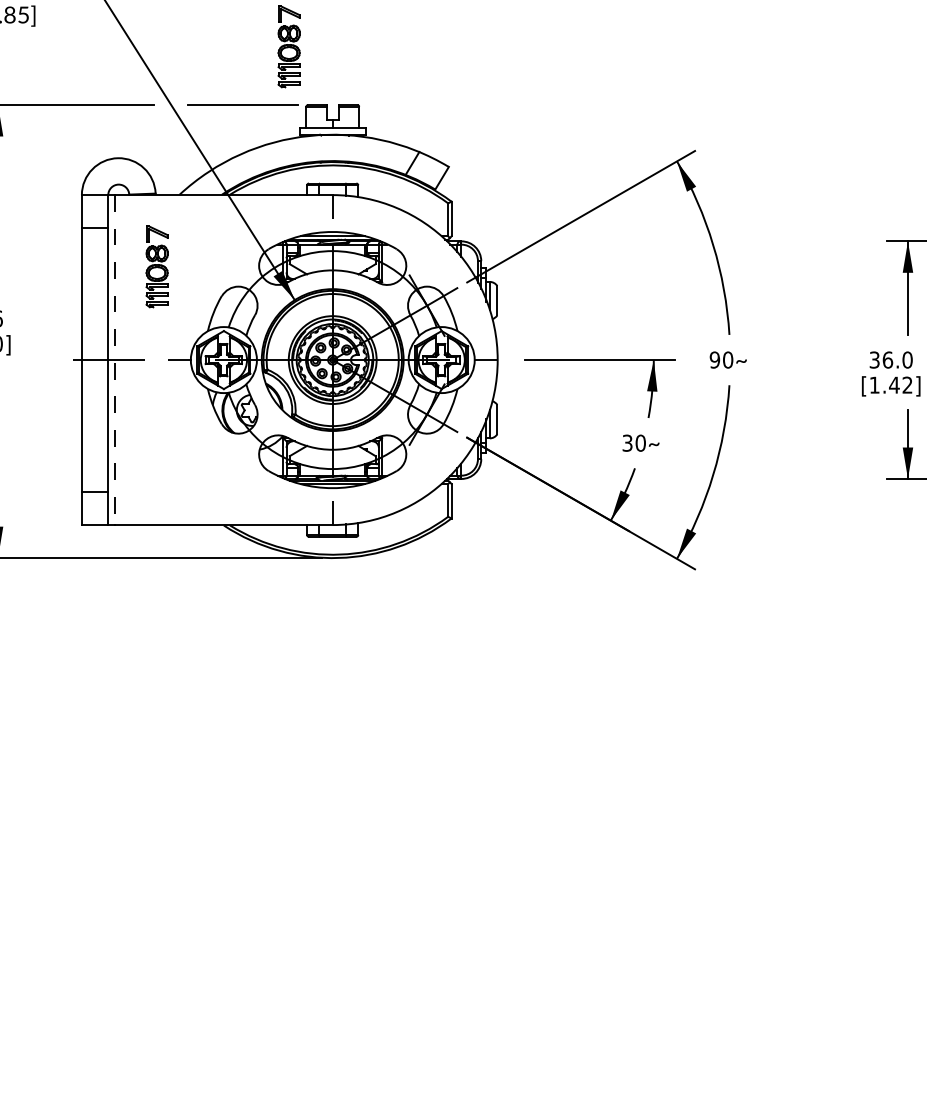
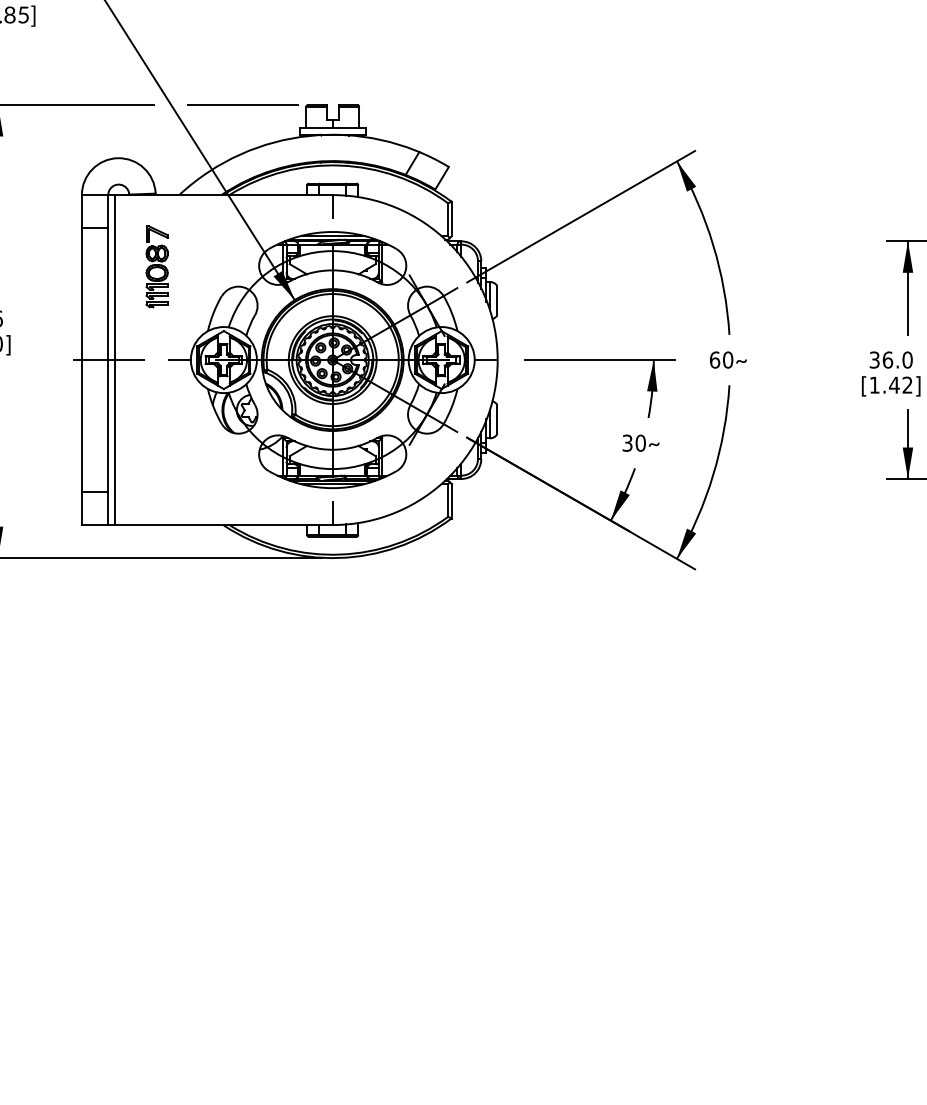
part: present -> none (288, 46)
text: 90 -> 60 (714, 359)
line: dashed -> solid (114, 360)
